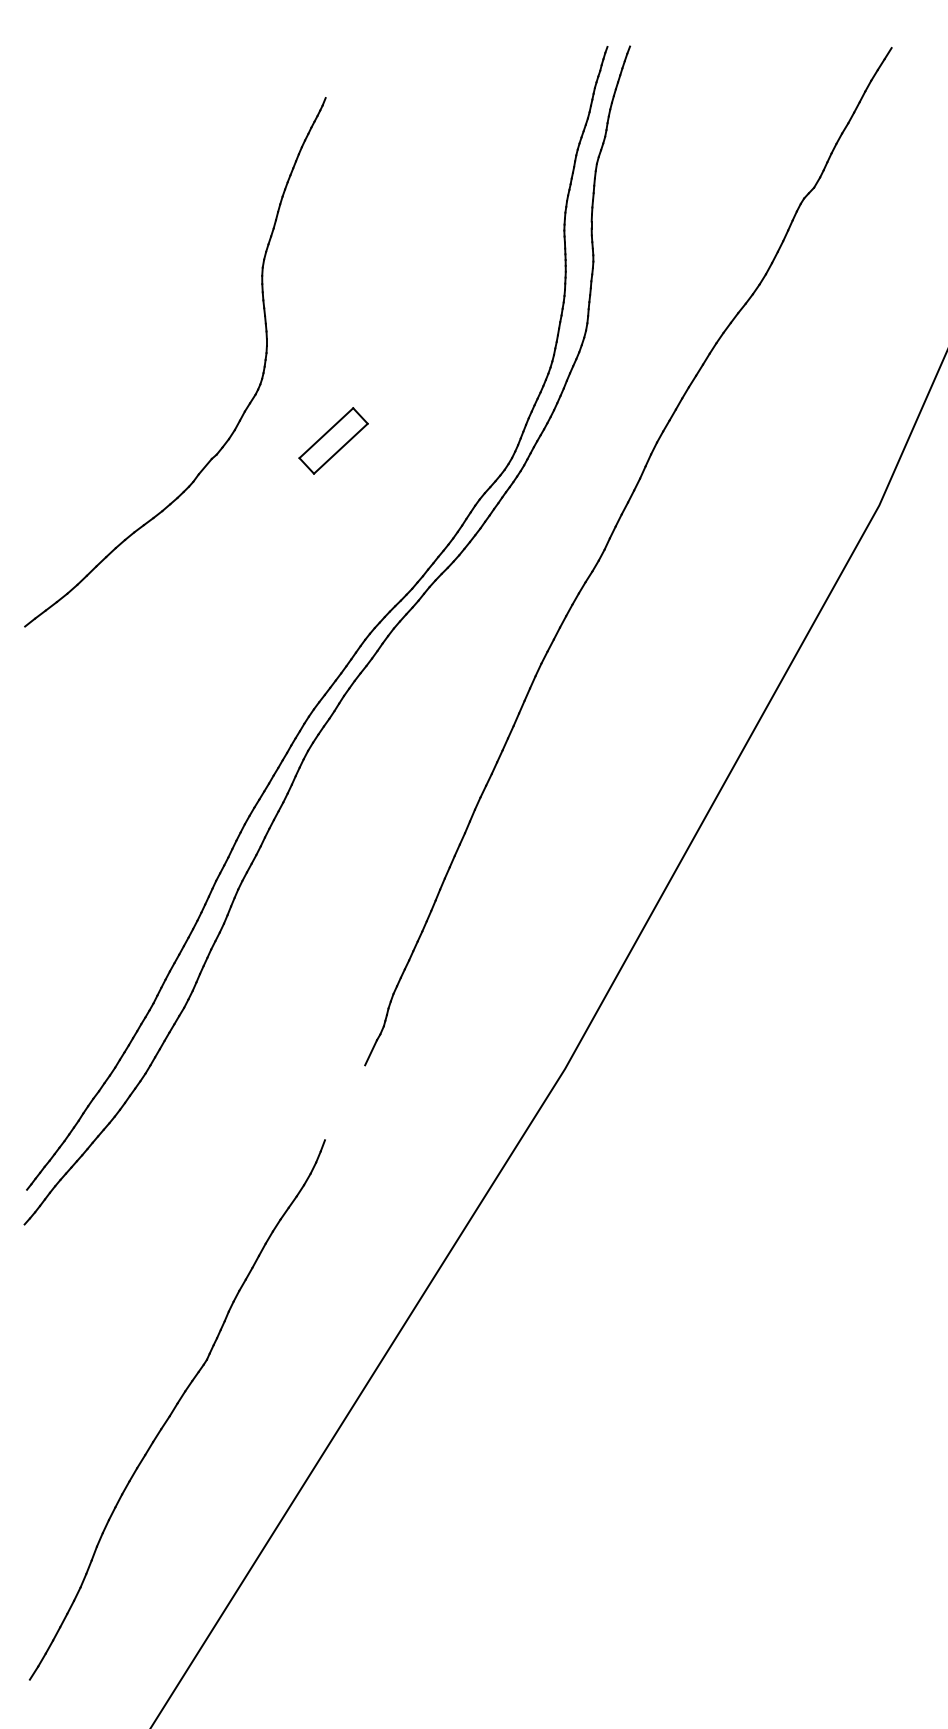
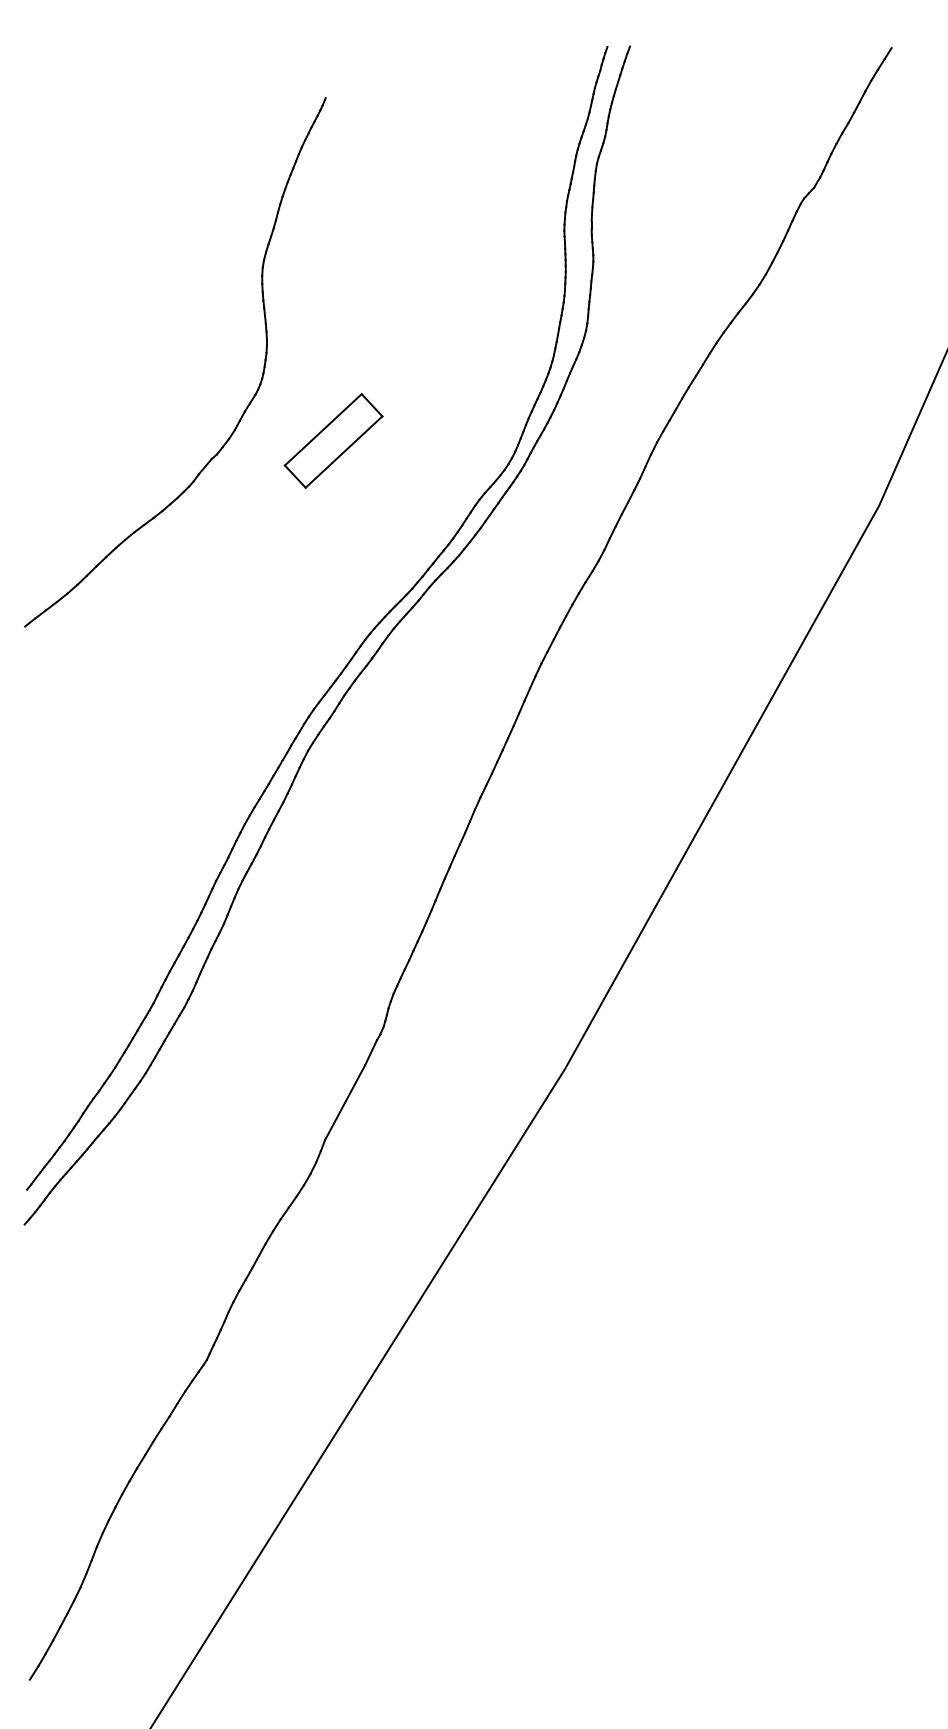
part size: 71x68 px -> 101x96 px (333, 440)
line: none -> present (345, 1102)
